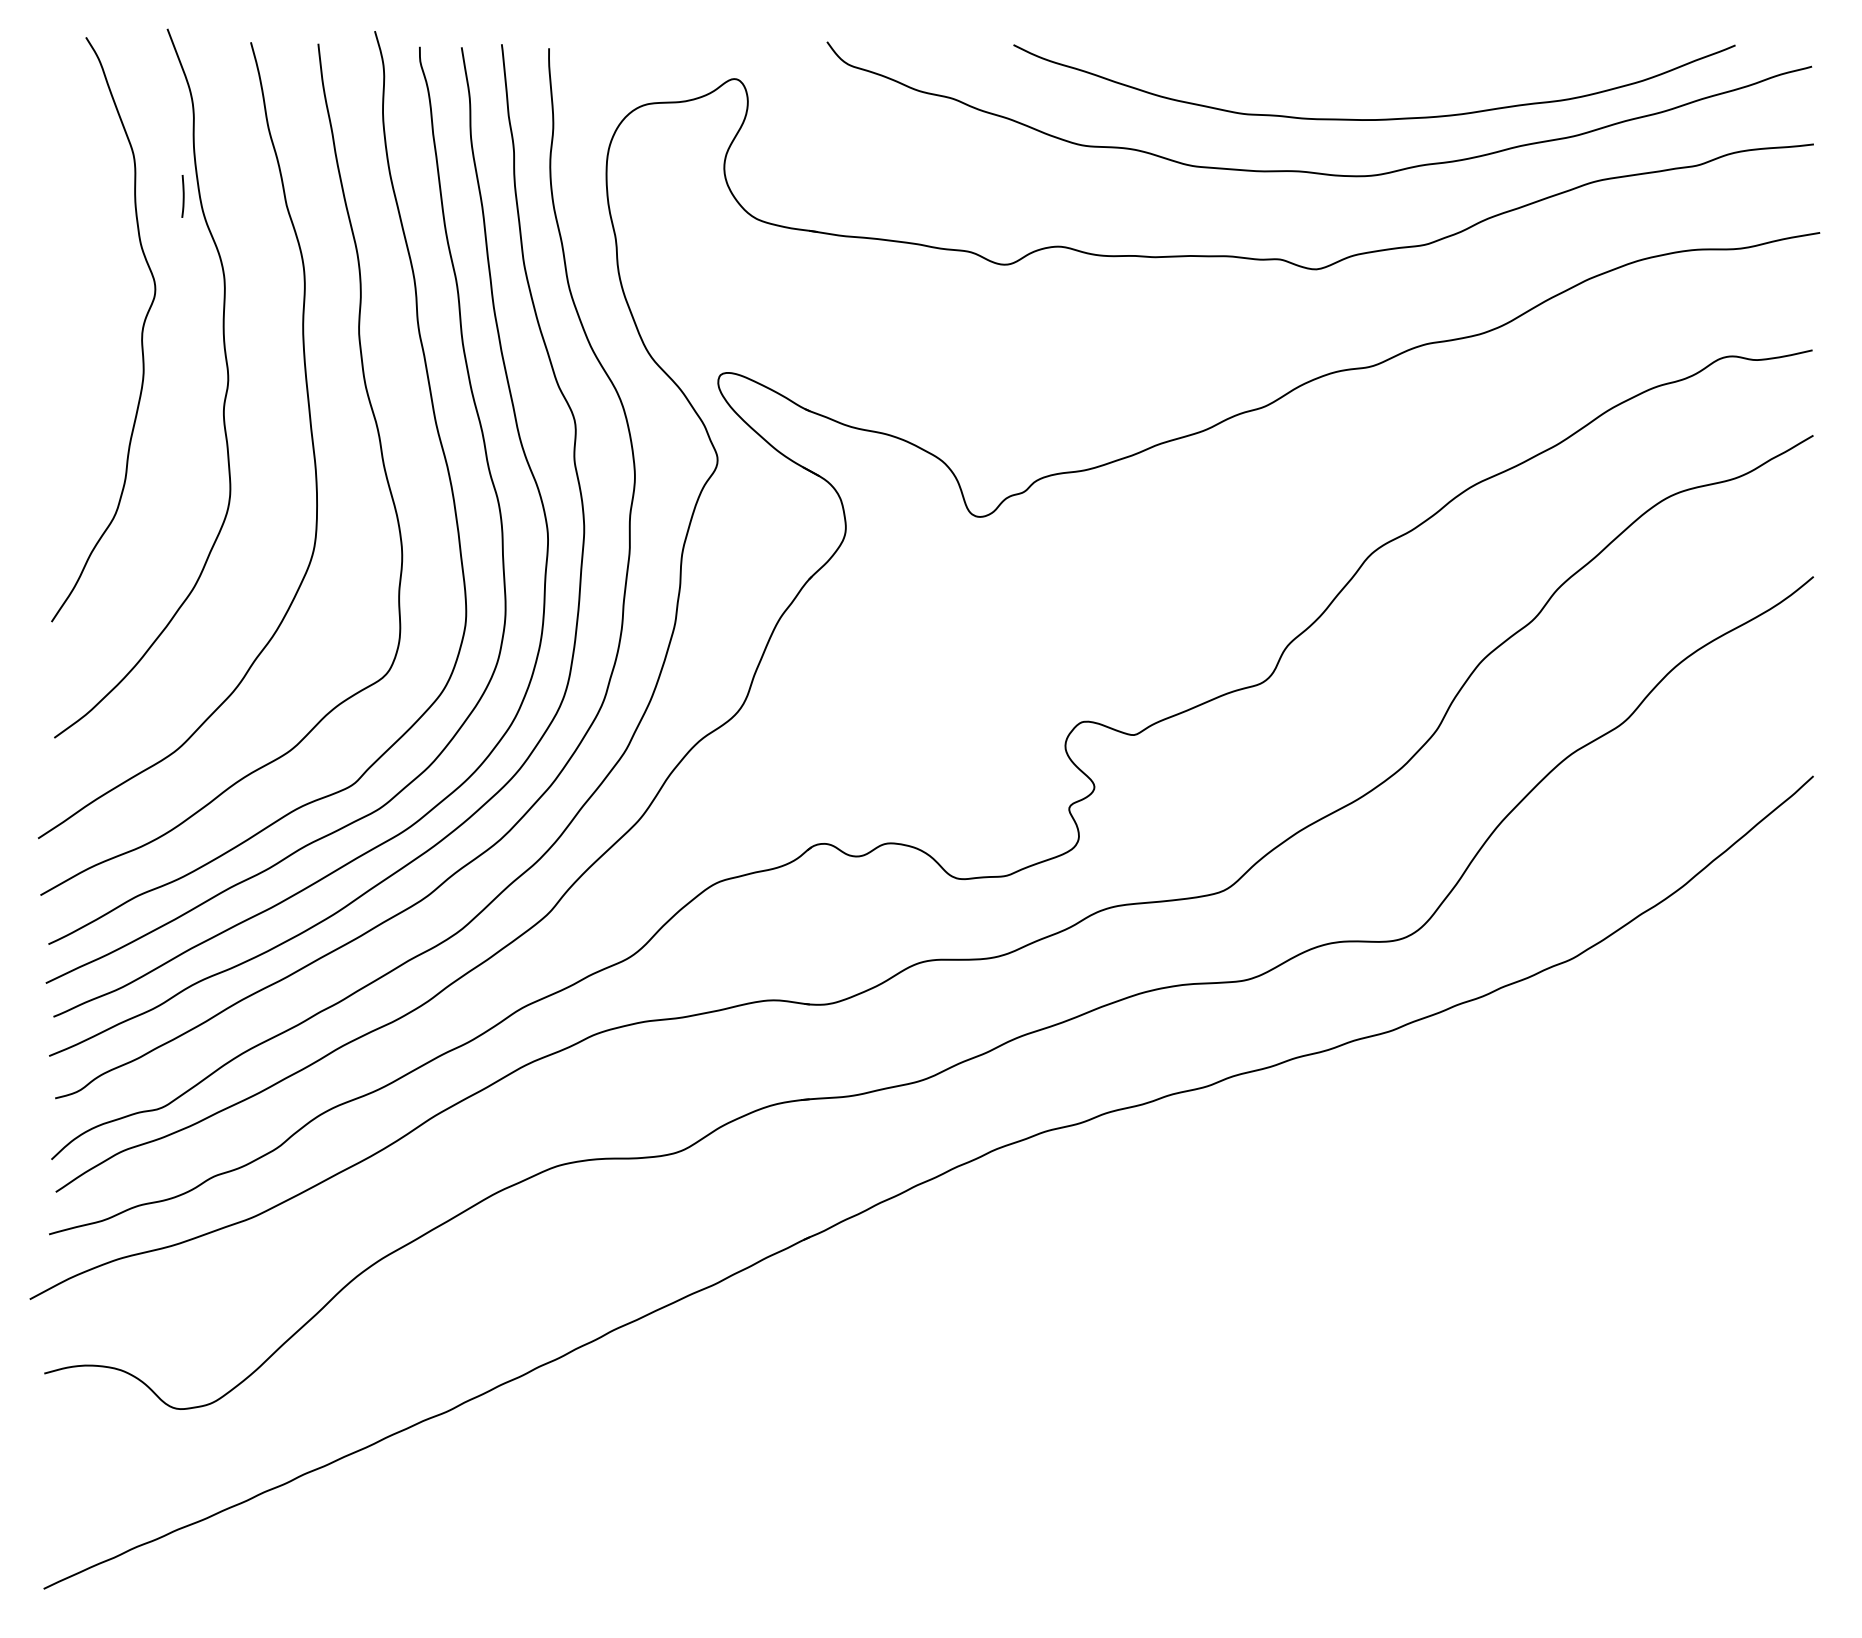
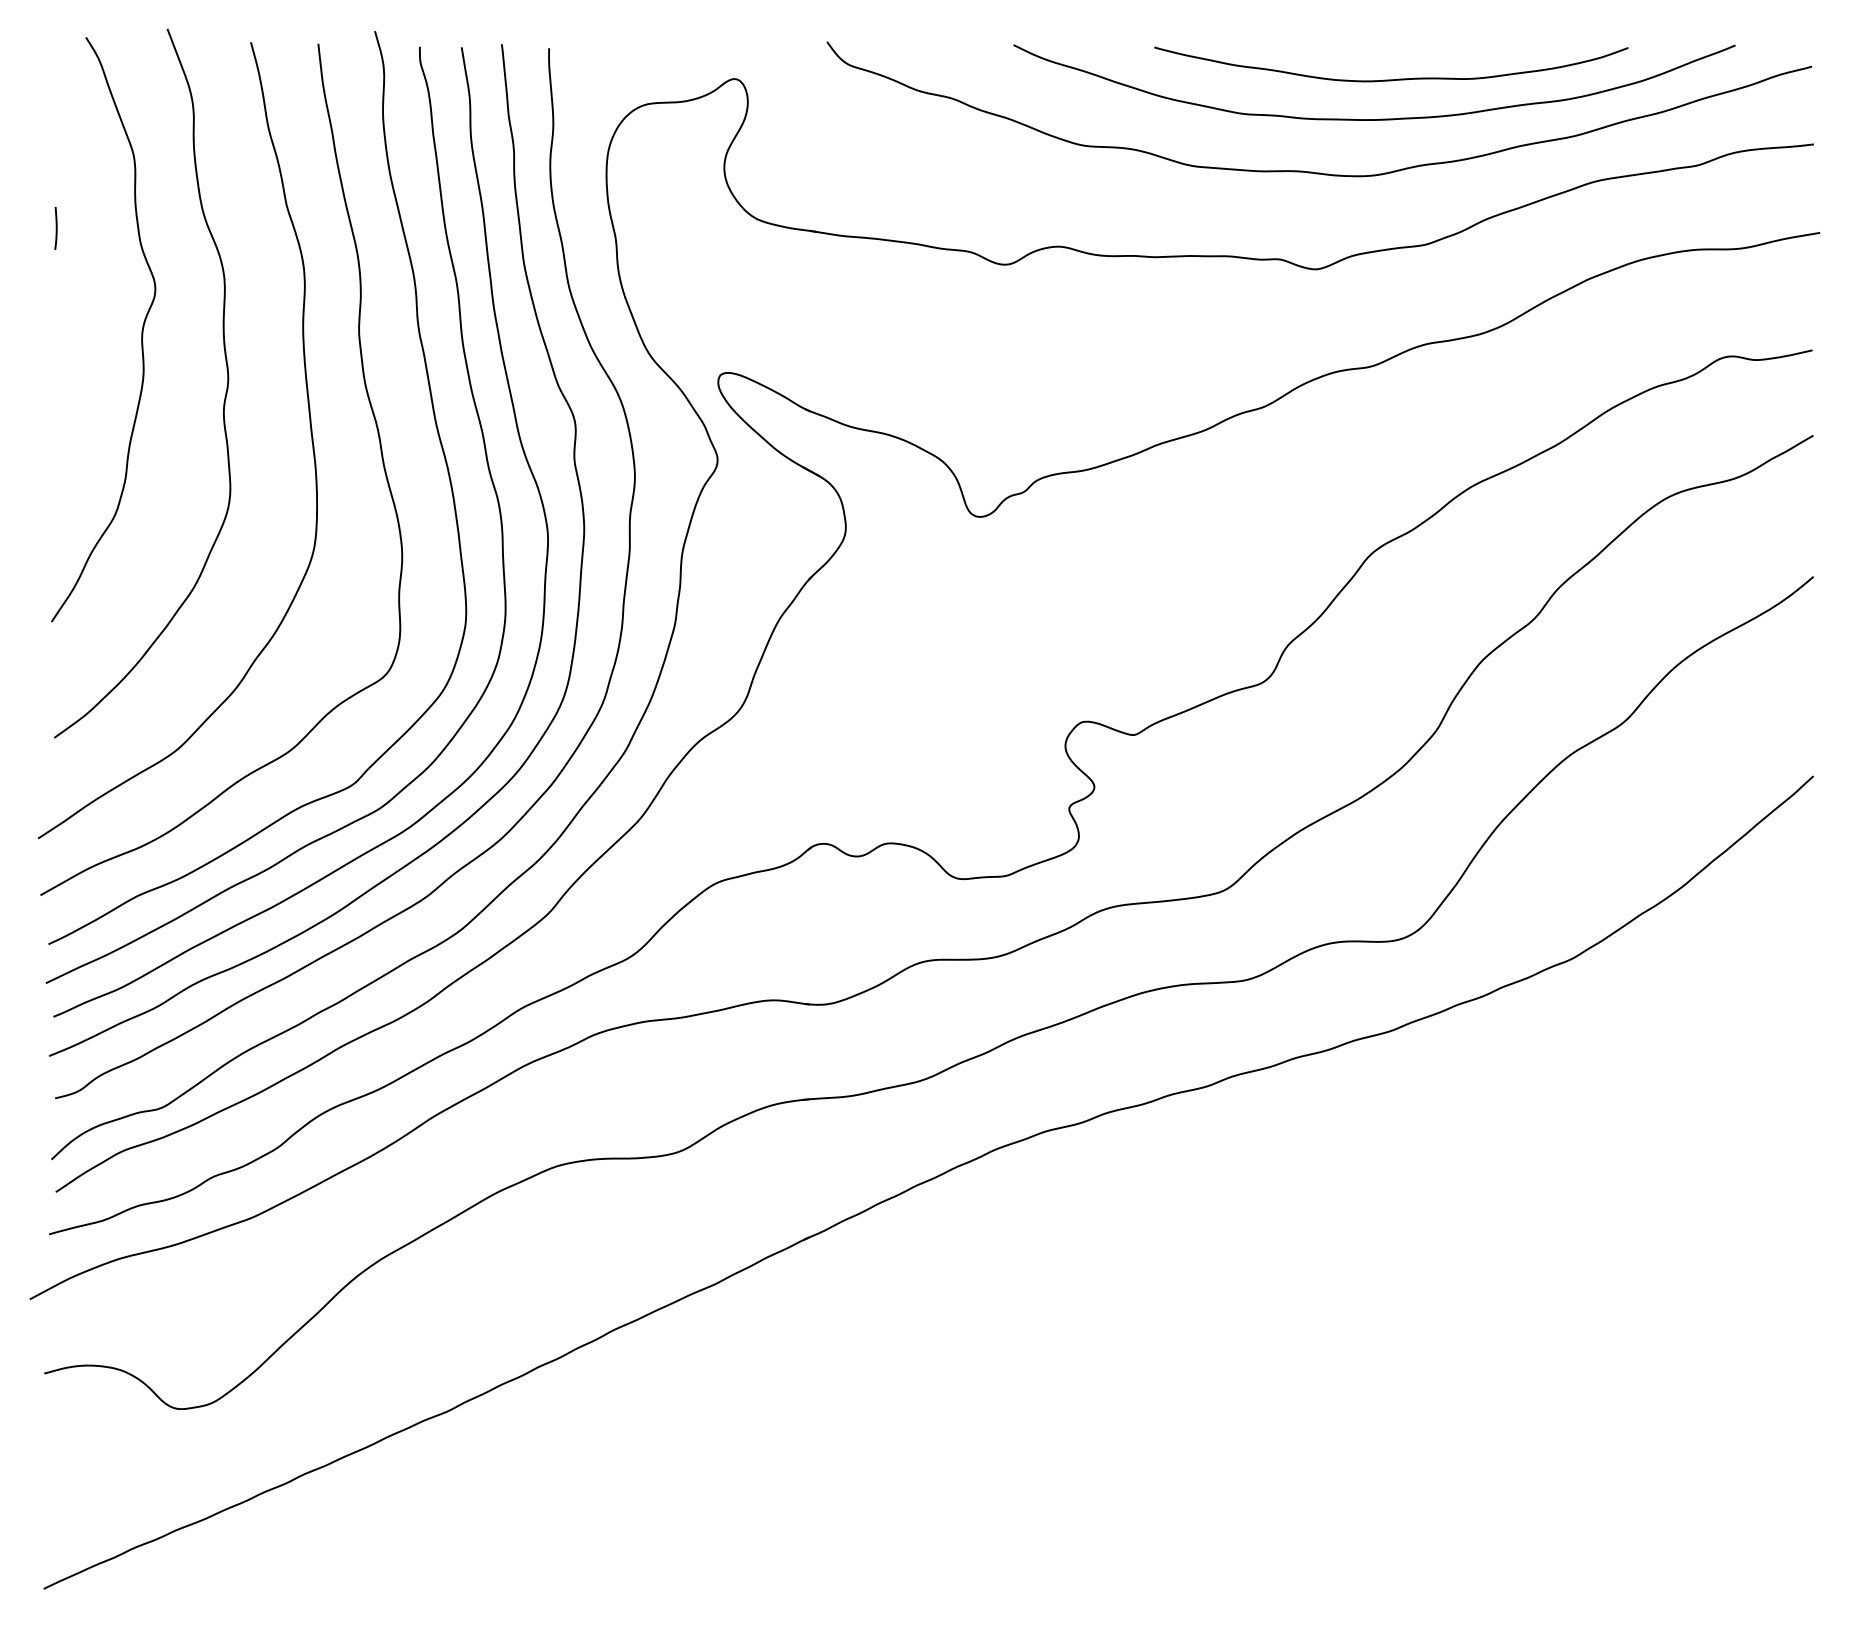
curve: none -> present (1391, 79)
line position: (182, 196) -> (55, 228) (55, 228)
